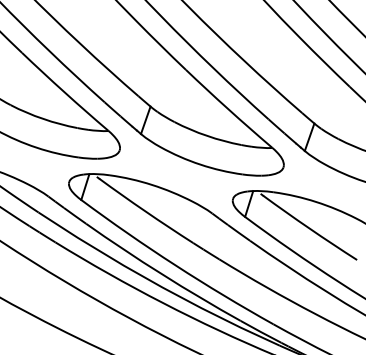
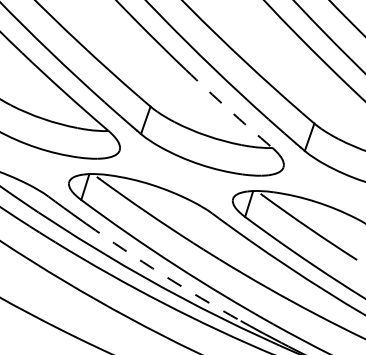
arc: solid -> dashed (228, 109)
arc: solid -> dashed (162, 274)
